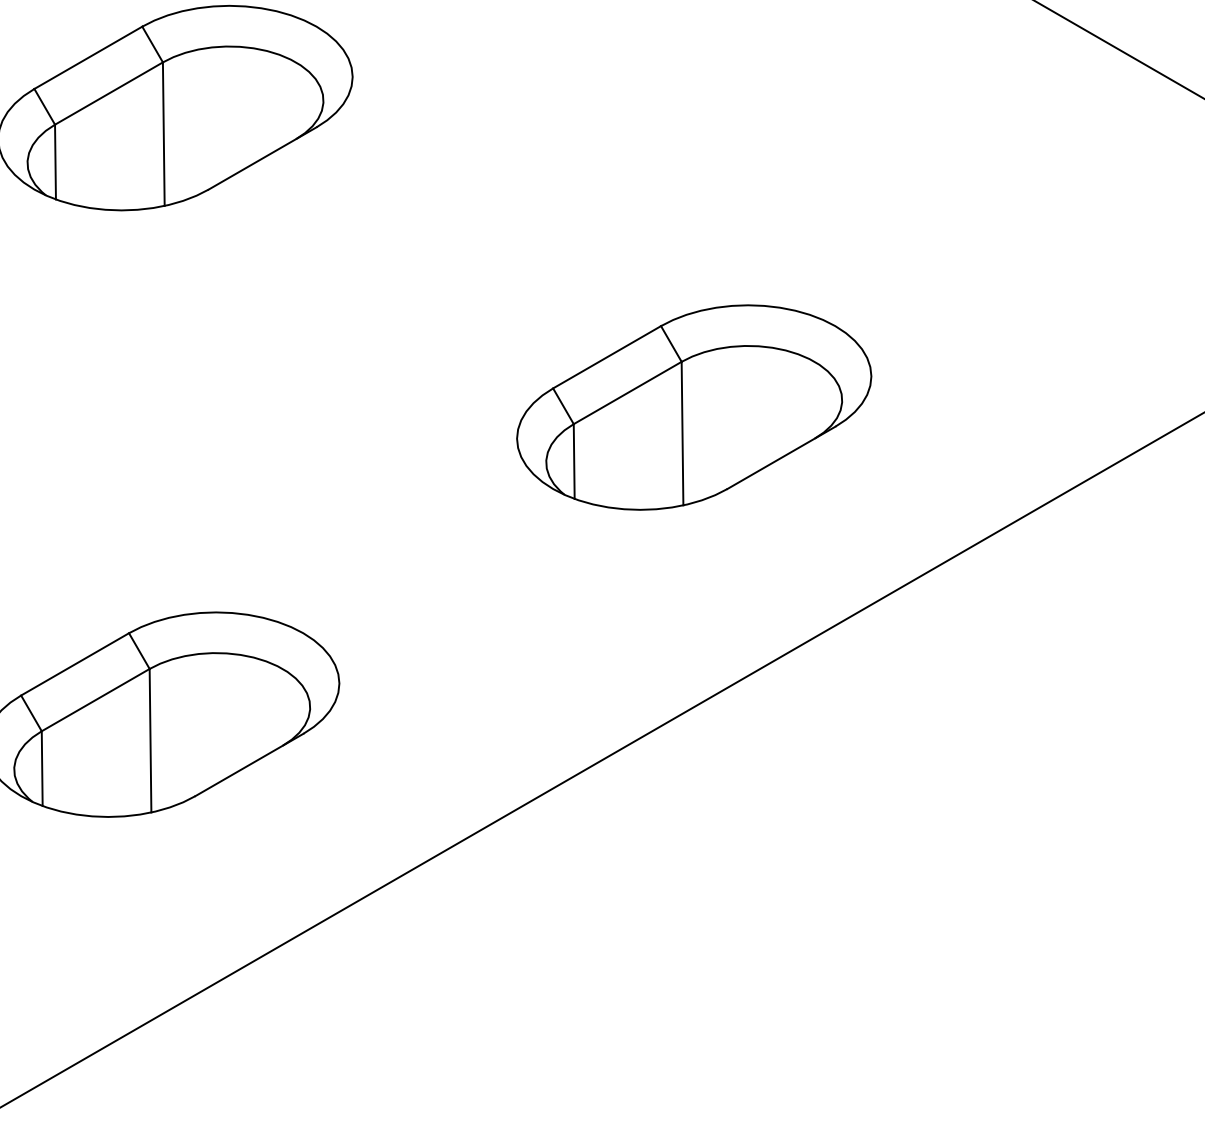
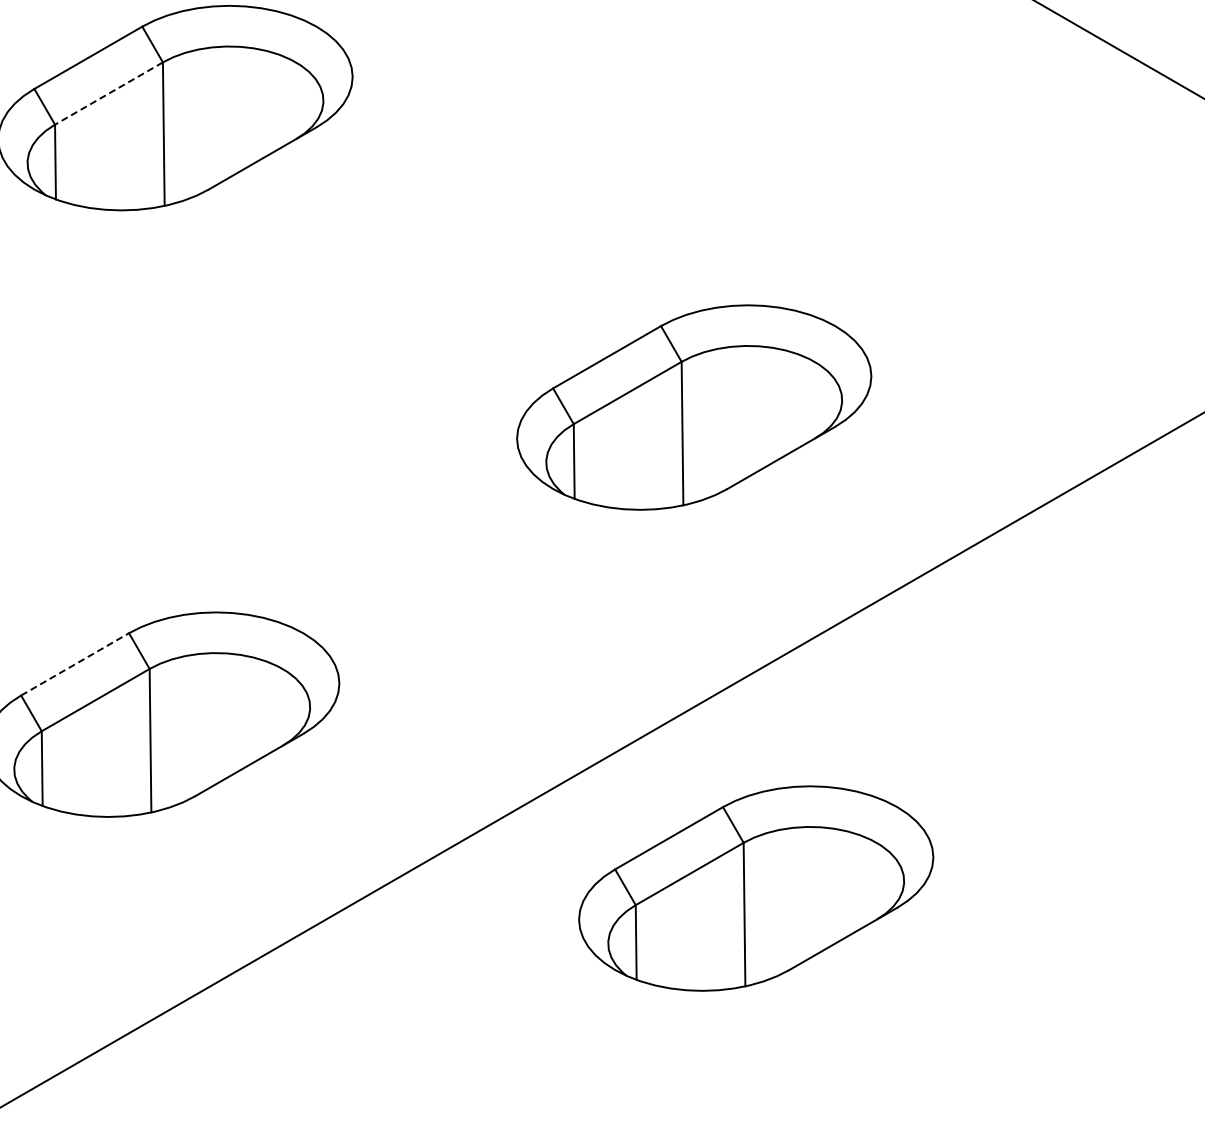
line: solid -> dashed (108, 93)
line: solid -> dashed (75, 664)
part: none -> present (756, 888)
